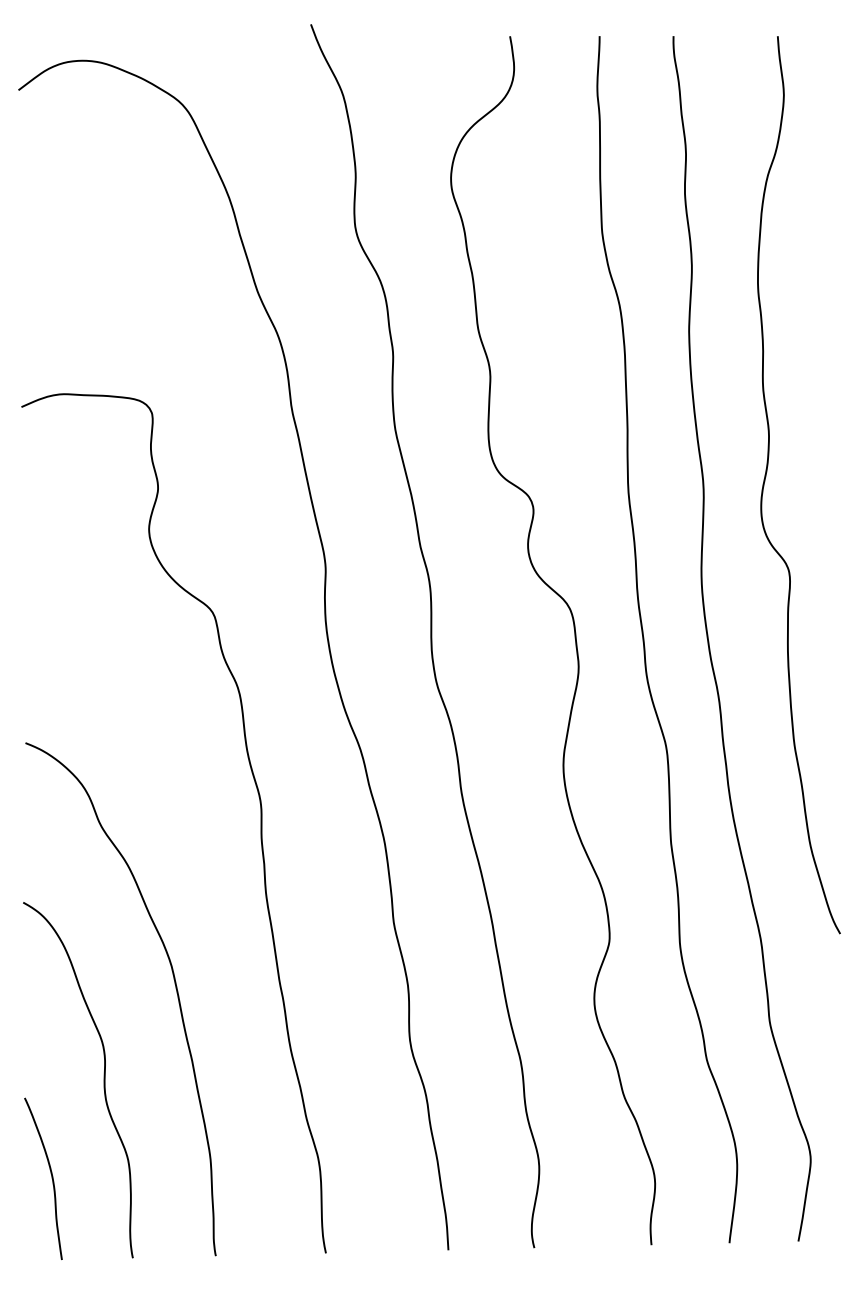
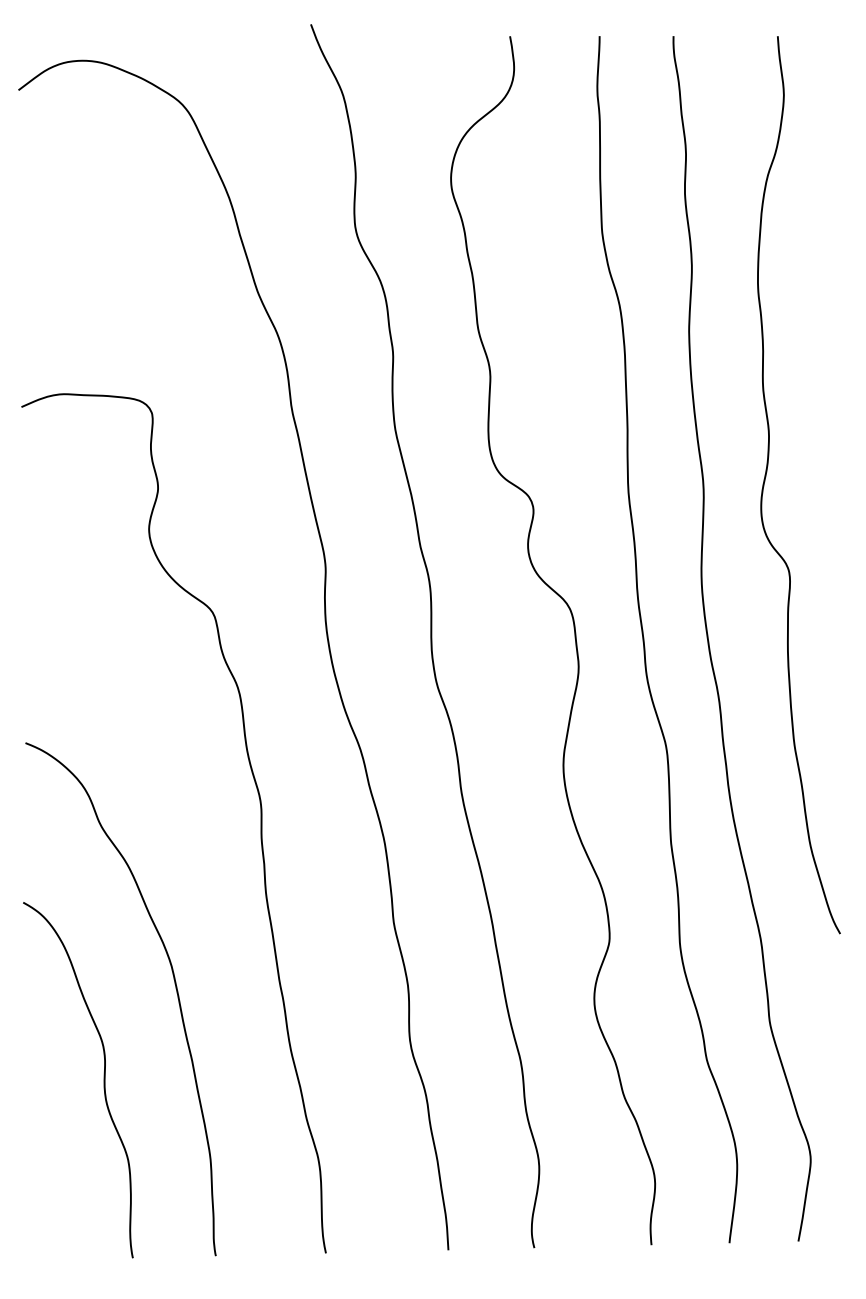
curve: present -> none (51, 1178)
